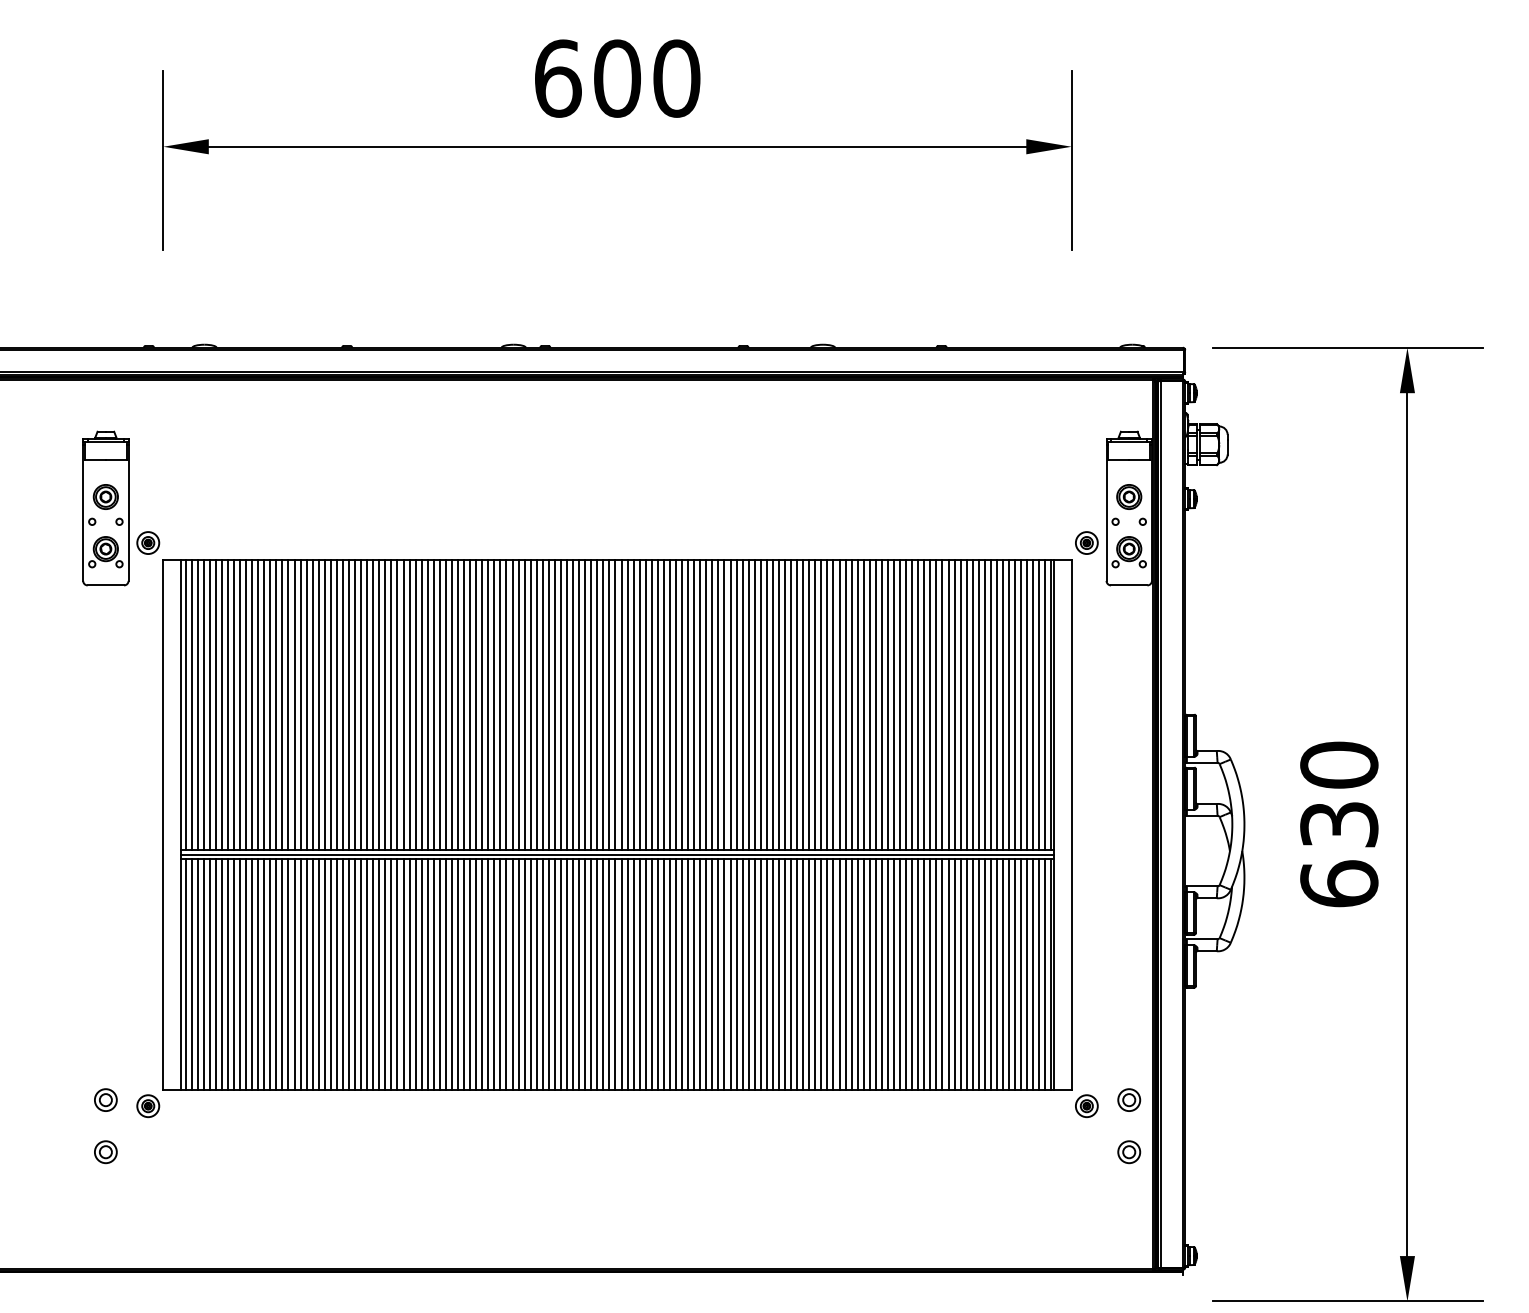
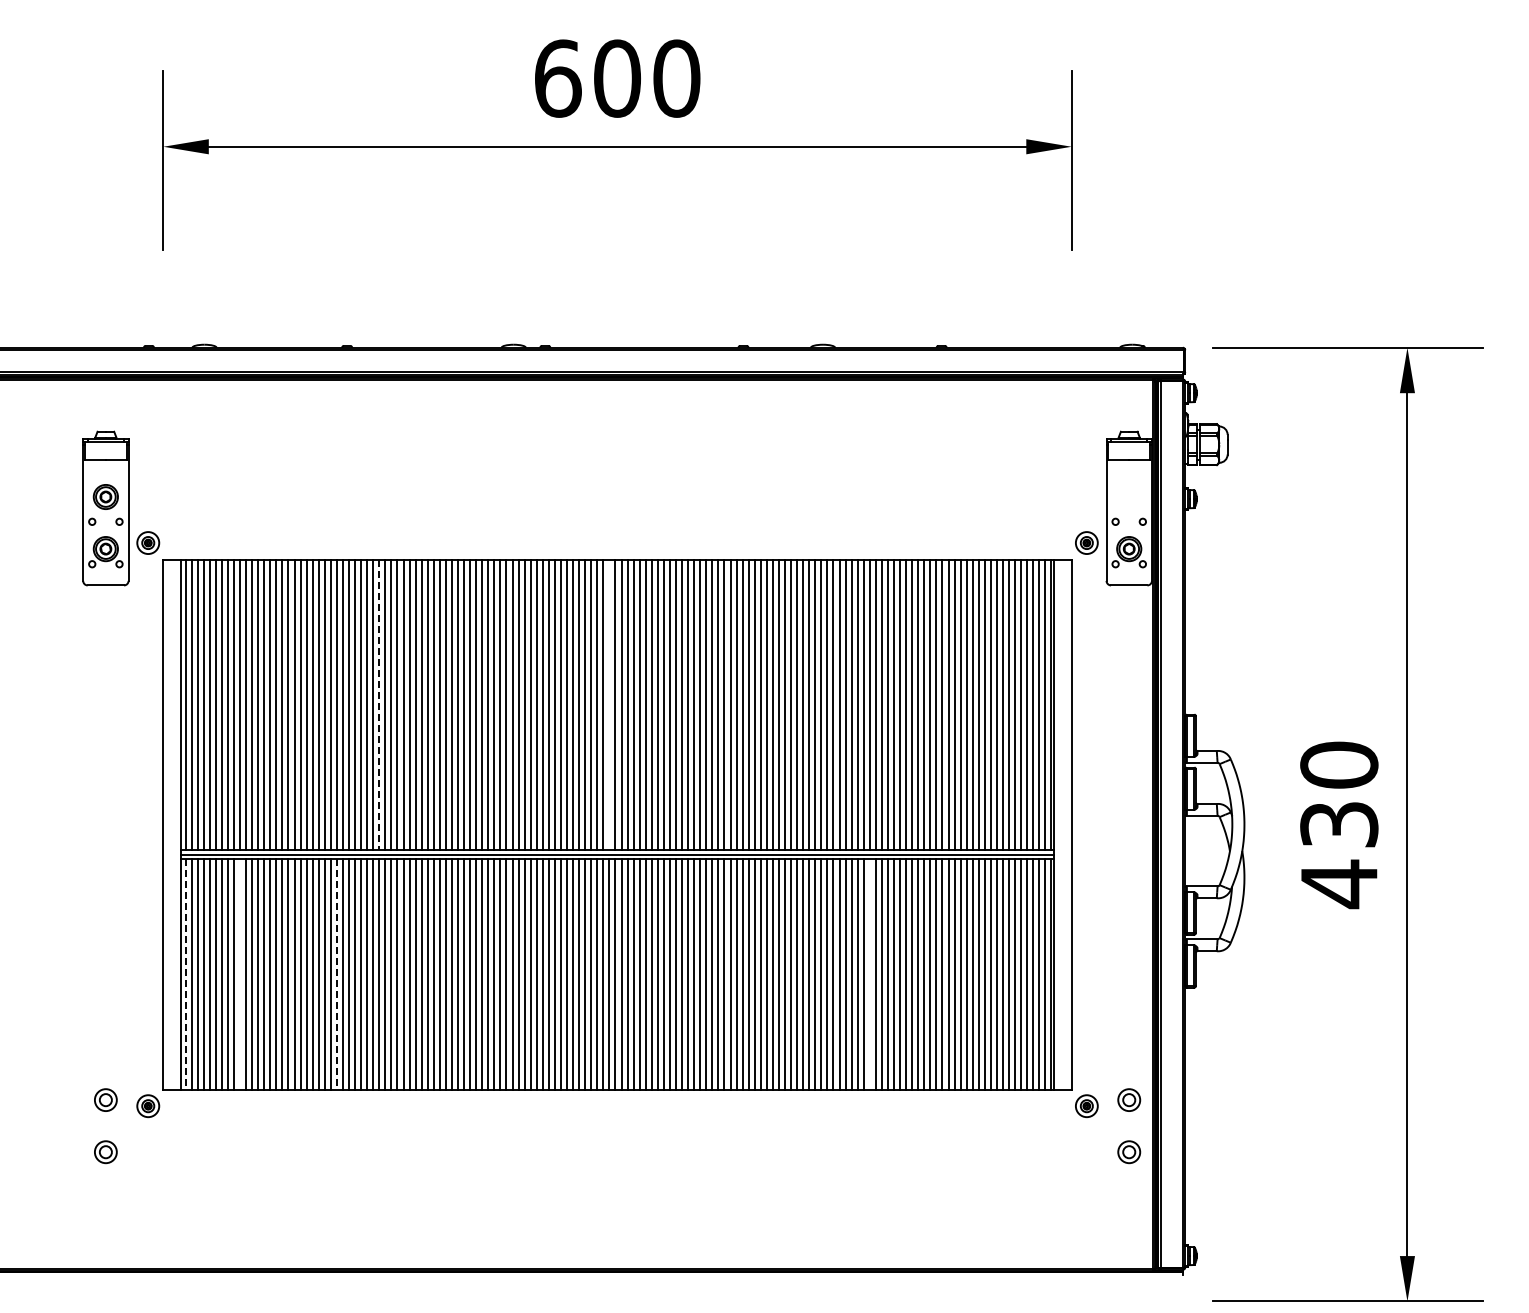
part: present -> none (1129, 496)
line: present -> none (609, 704)
line: solid -> dashed (379, 705)
text: 630 -> 430 (1339, 884)
line: solid -> dashed (185, 974)
line: present -> none (240, 974)
line: solid -> dashed (336, 974)
line: present -> none (869, 974)
